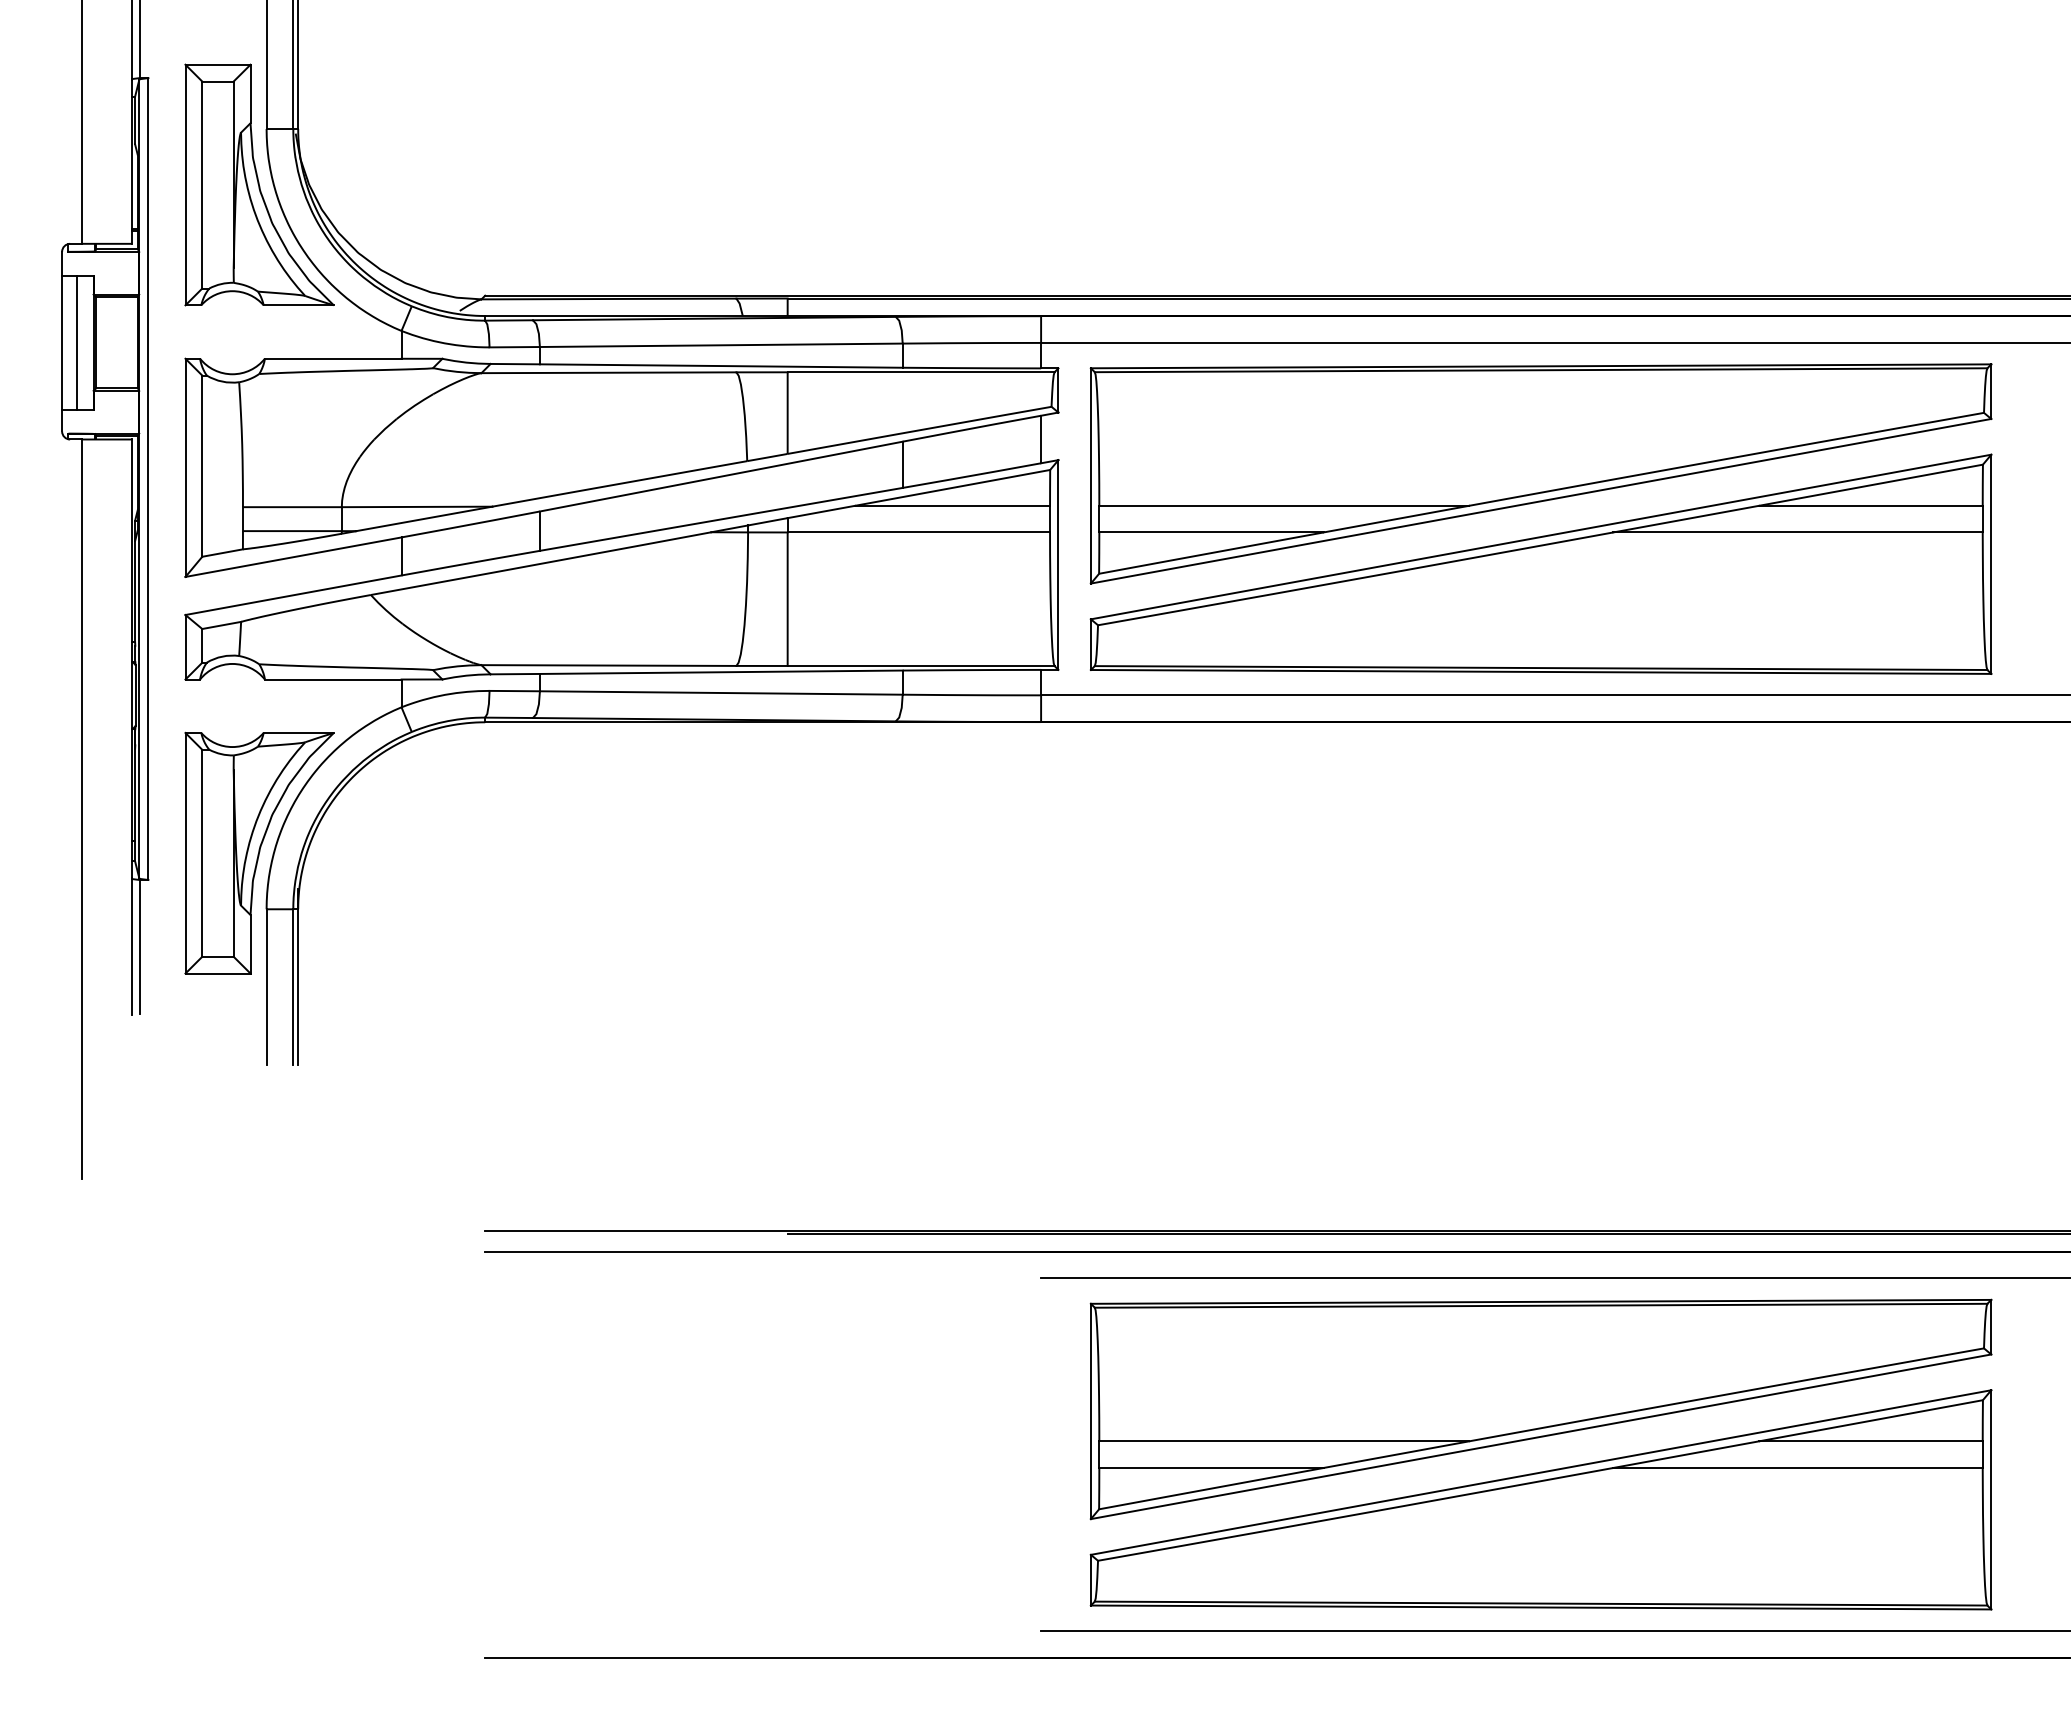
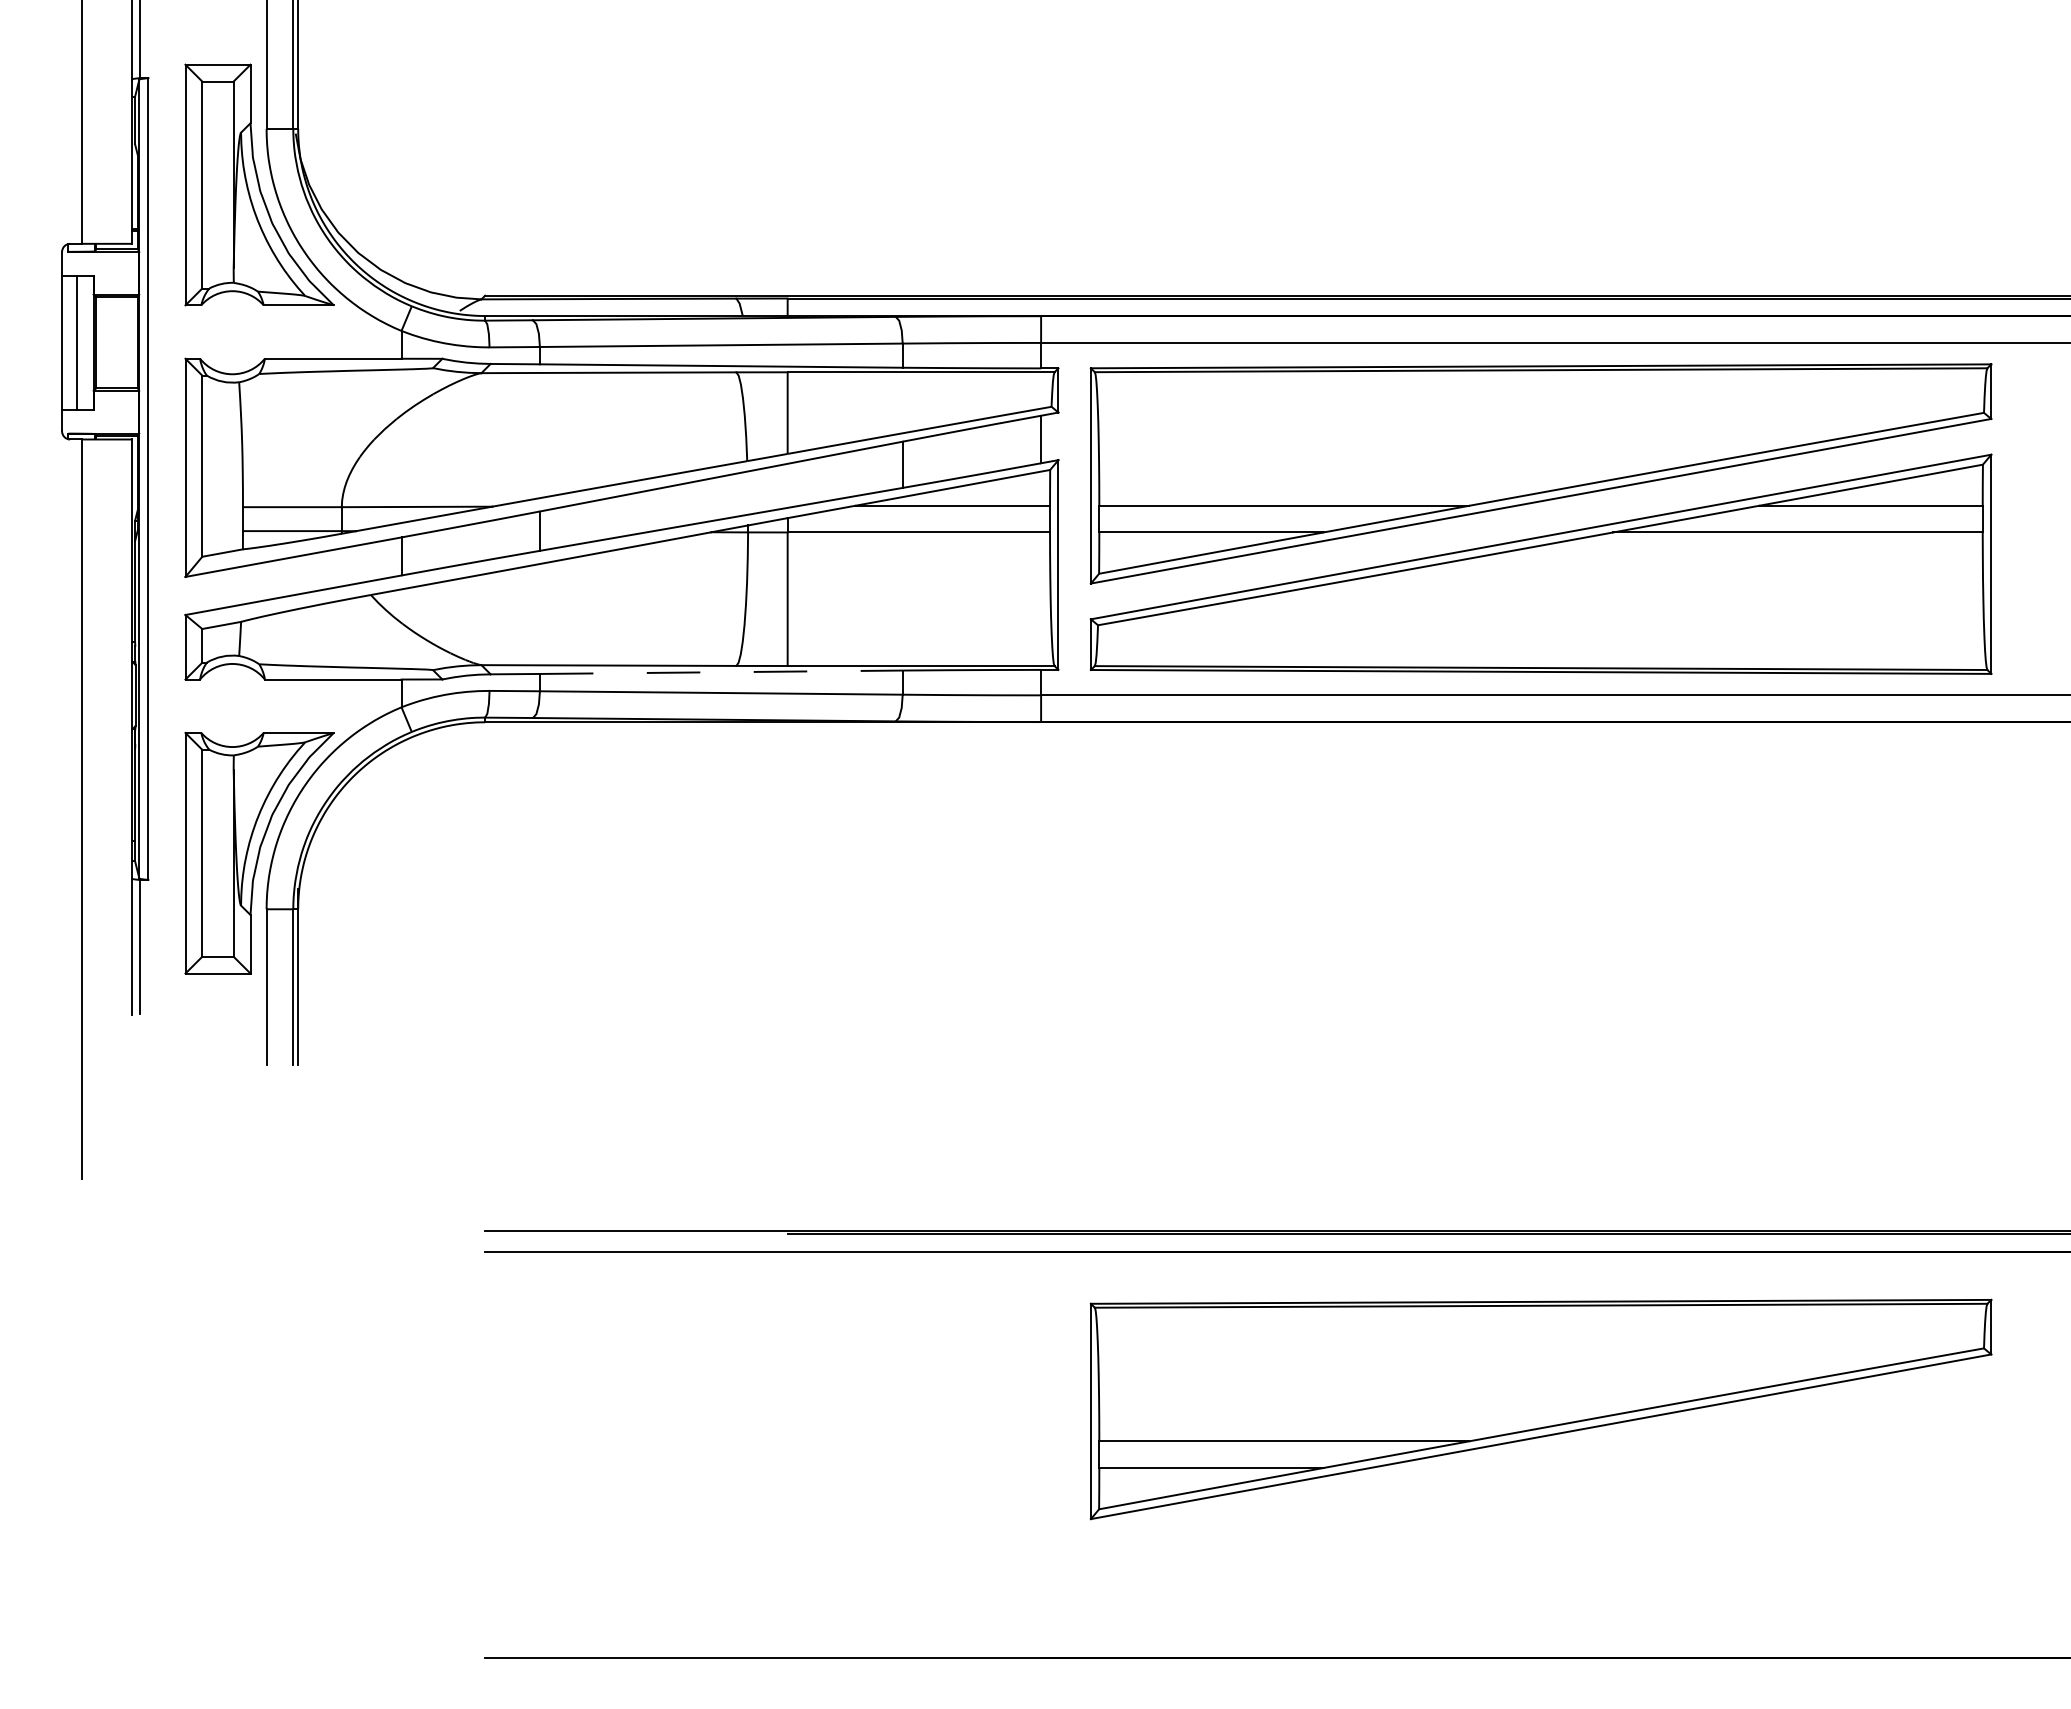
line: solid -> dashed (721, 672)
line: present -> none (1554, 1278)
part: present -> none (1540, 1499)
line: present -> none (1554, 1630)
